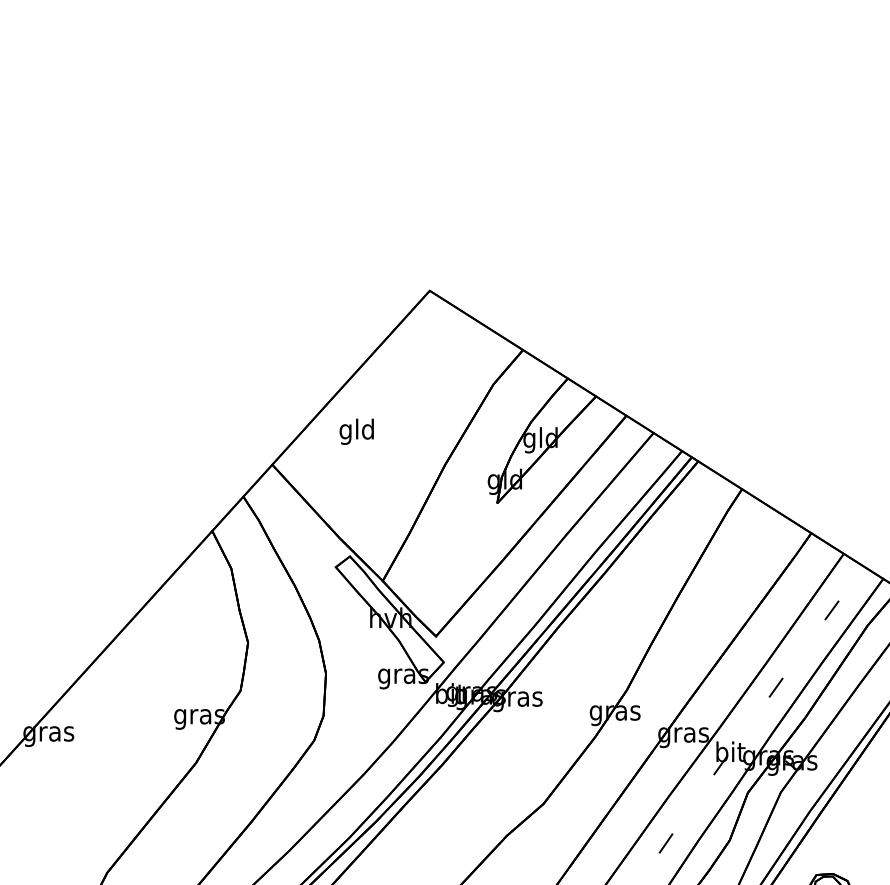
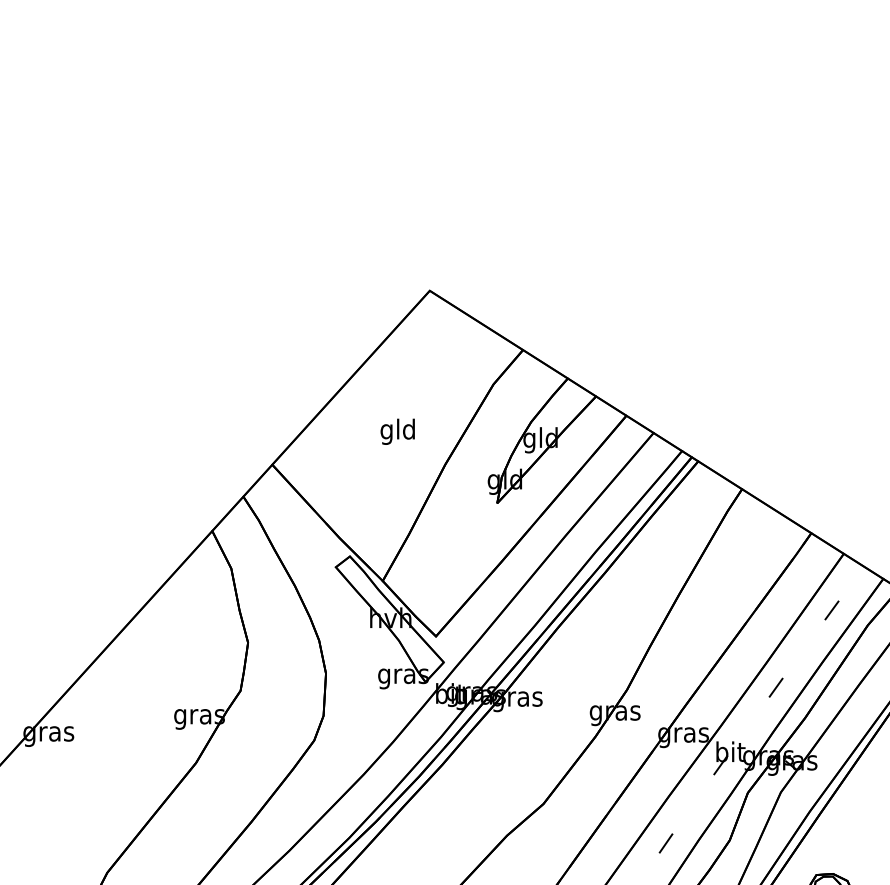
text position: (356, 431) -> (397, 431) (397, 431)
